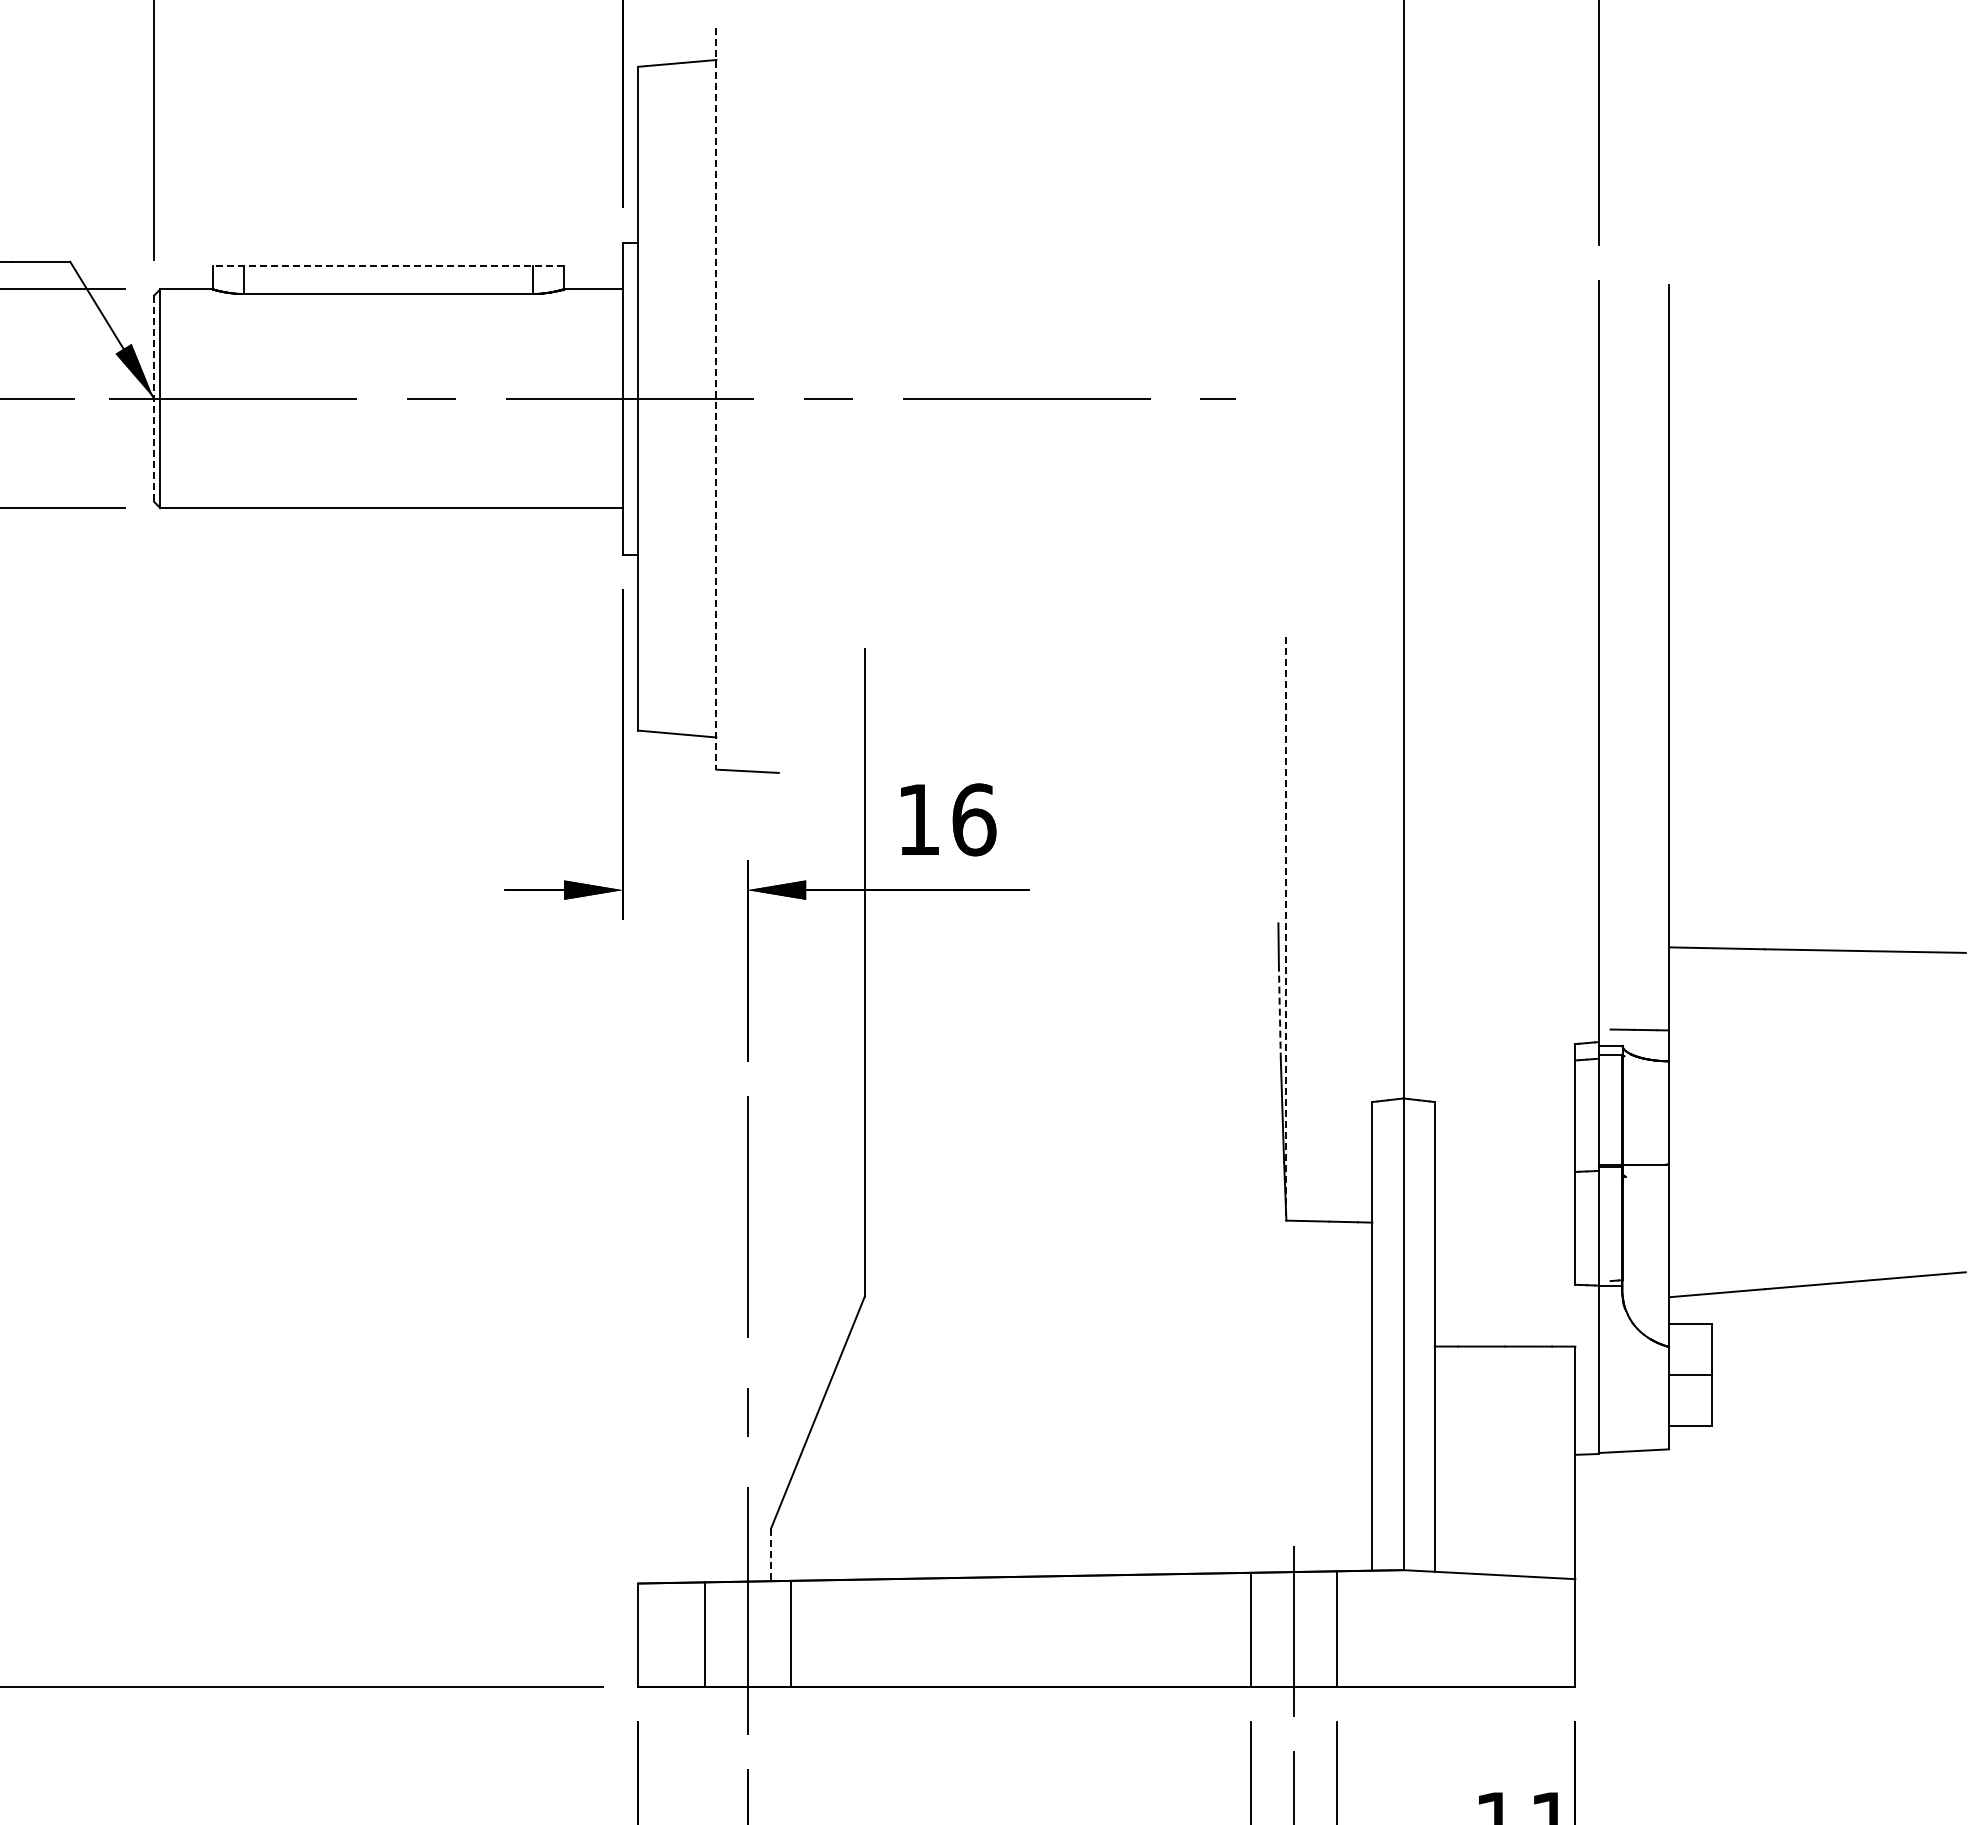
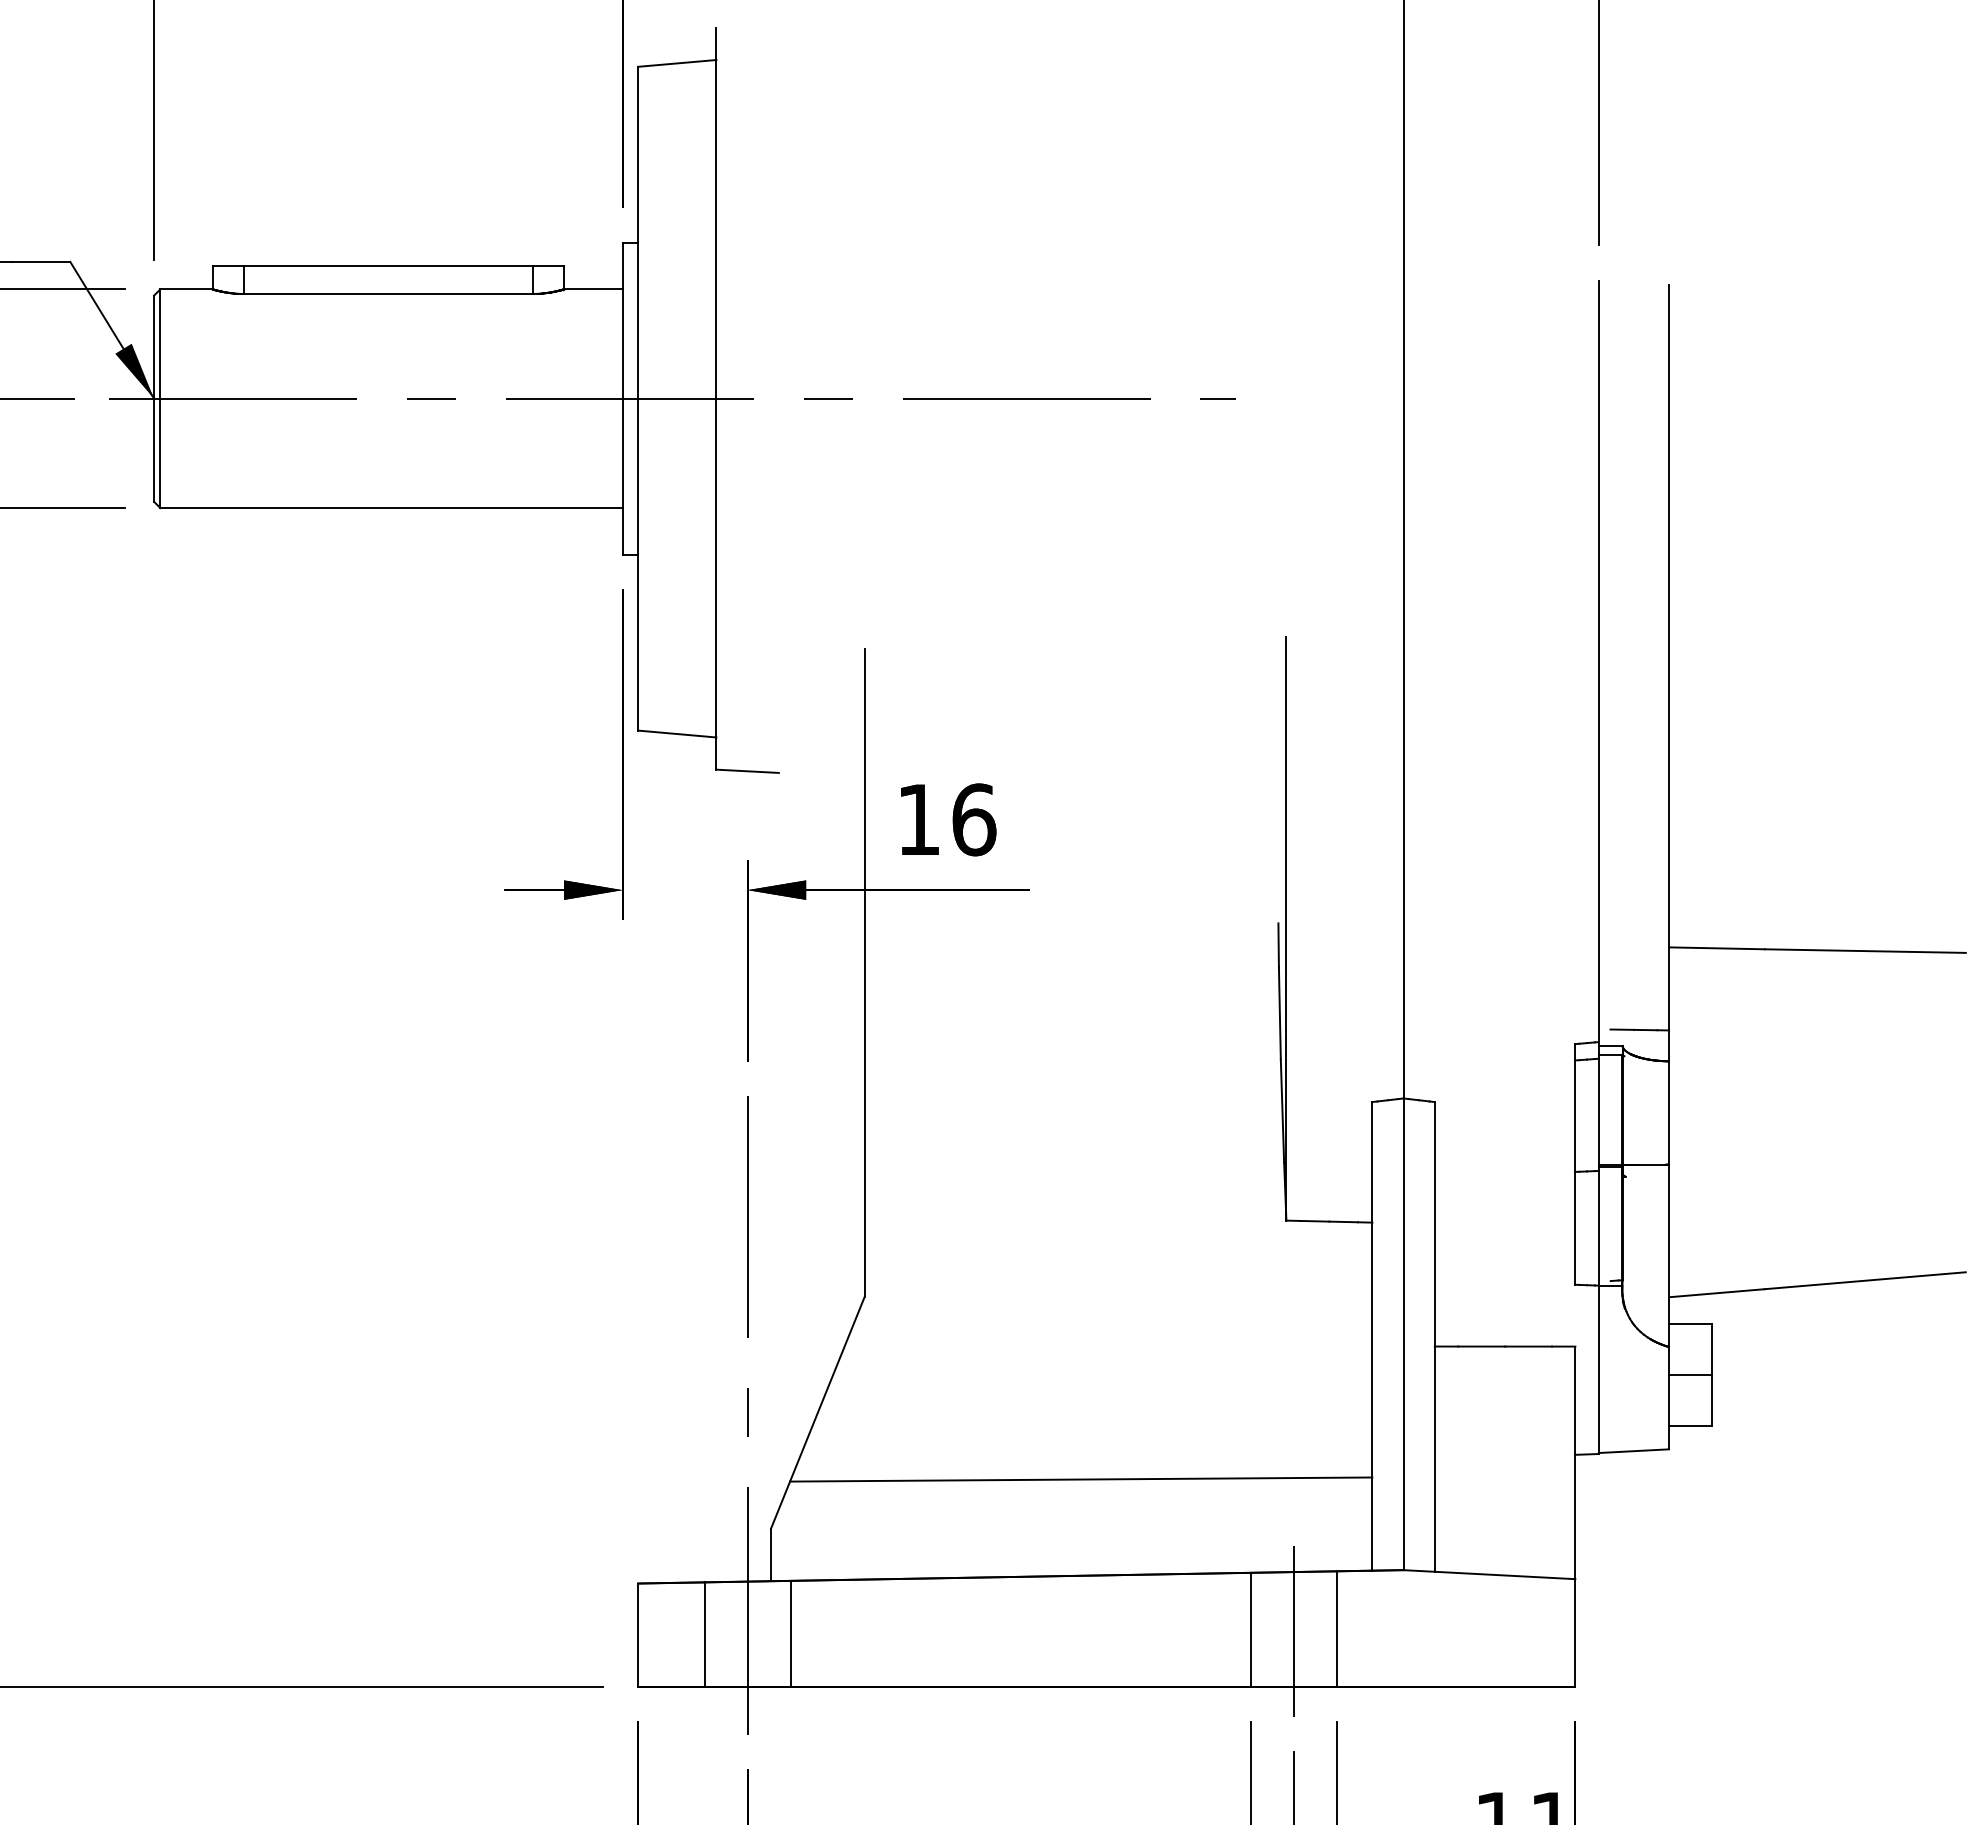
line: dashed -> solid (388, 265)
line: dashed -> solid (716, 398)
line: dashed -> solid (154, 399)
line: dashed -> solid (1286, 928)
line: dashed -> solid (1279, 1012)
line: none -> present (1081, 1479)
line: dashed -> solid (771, 1555)
